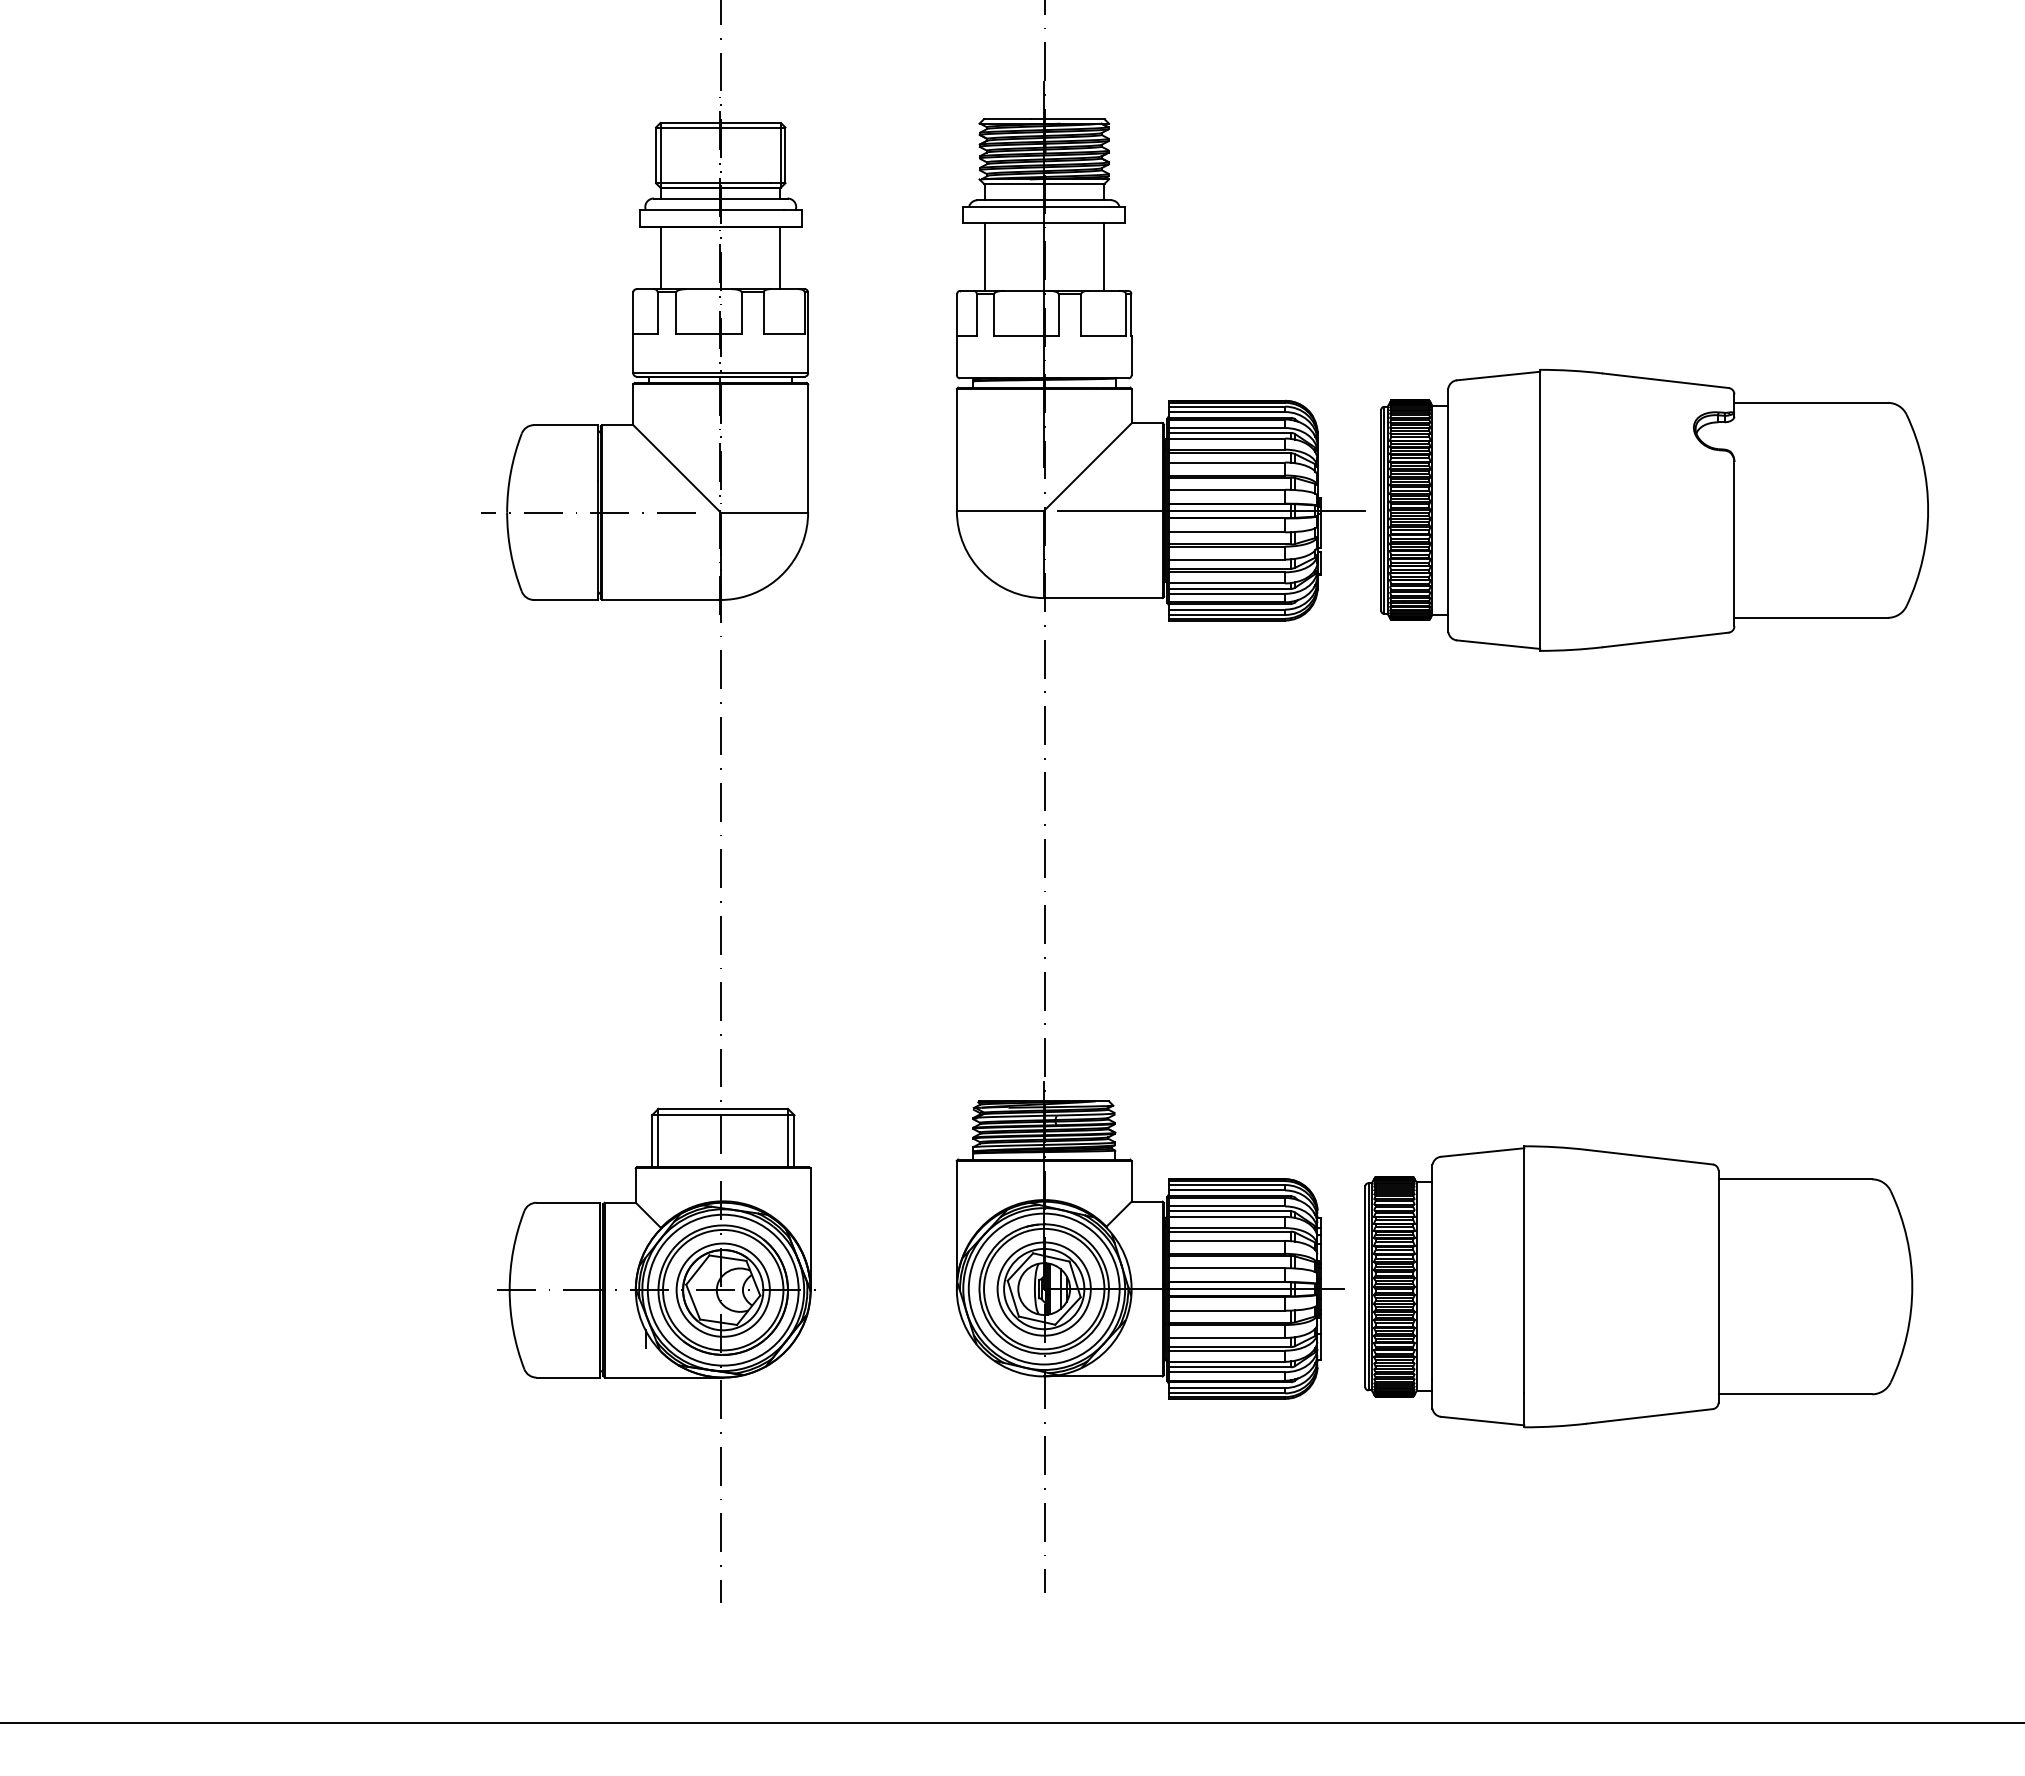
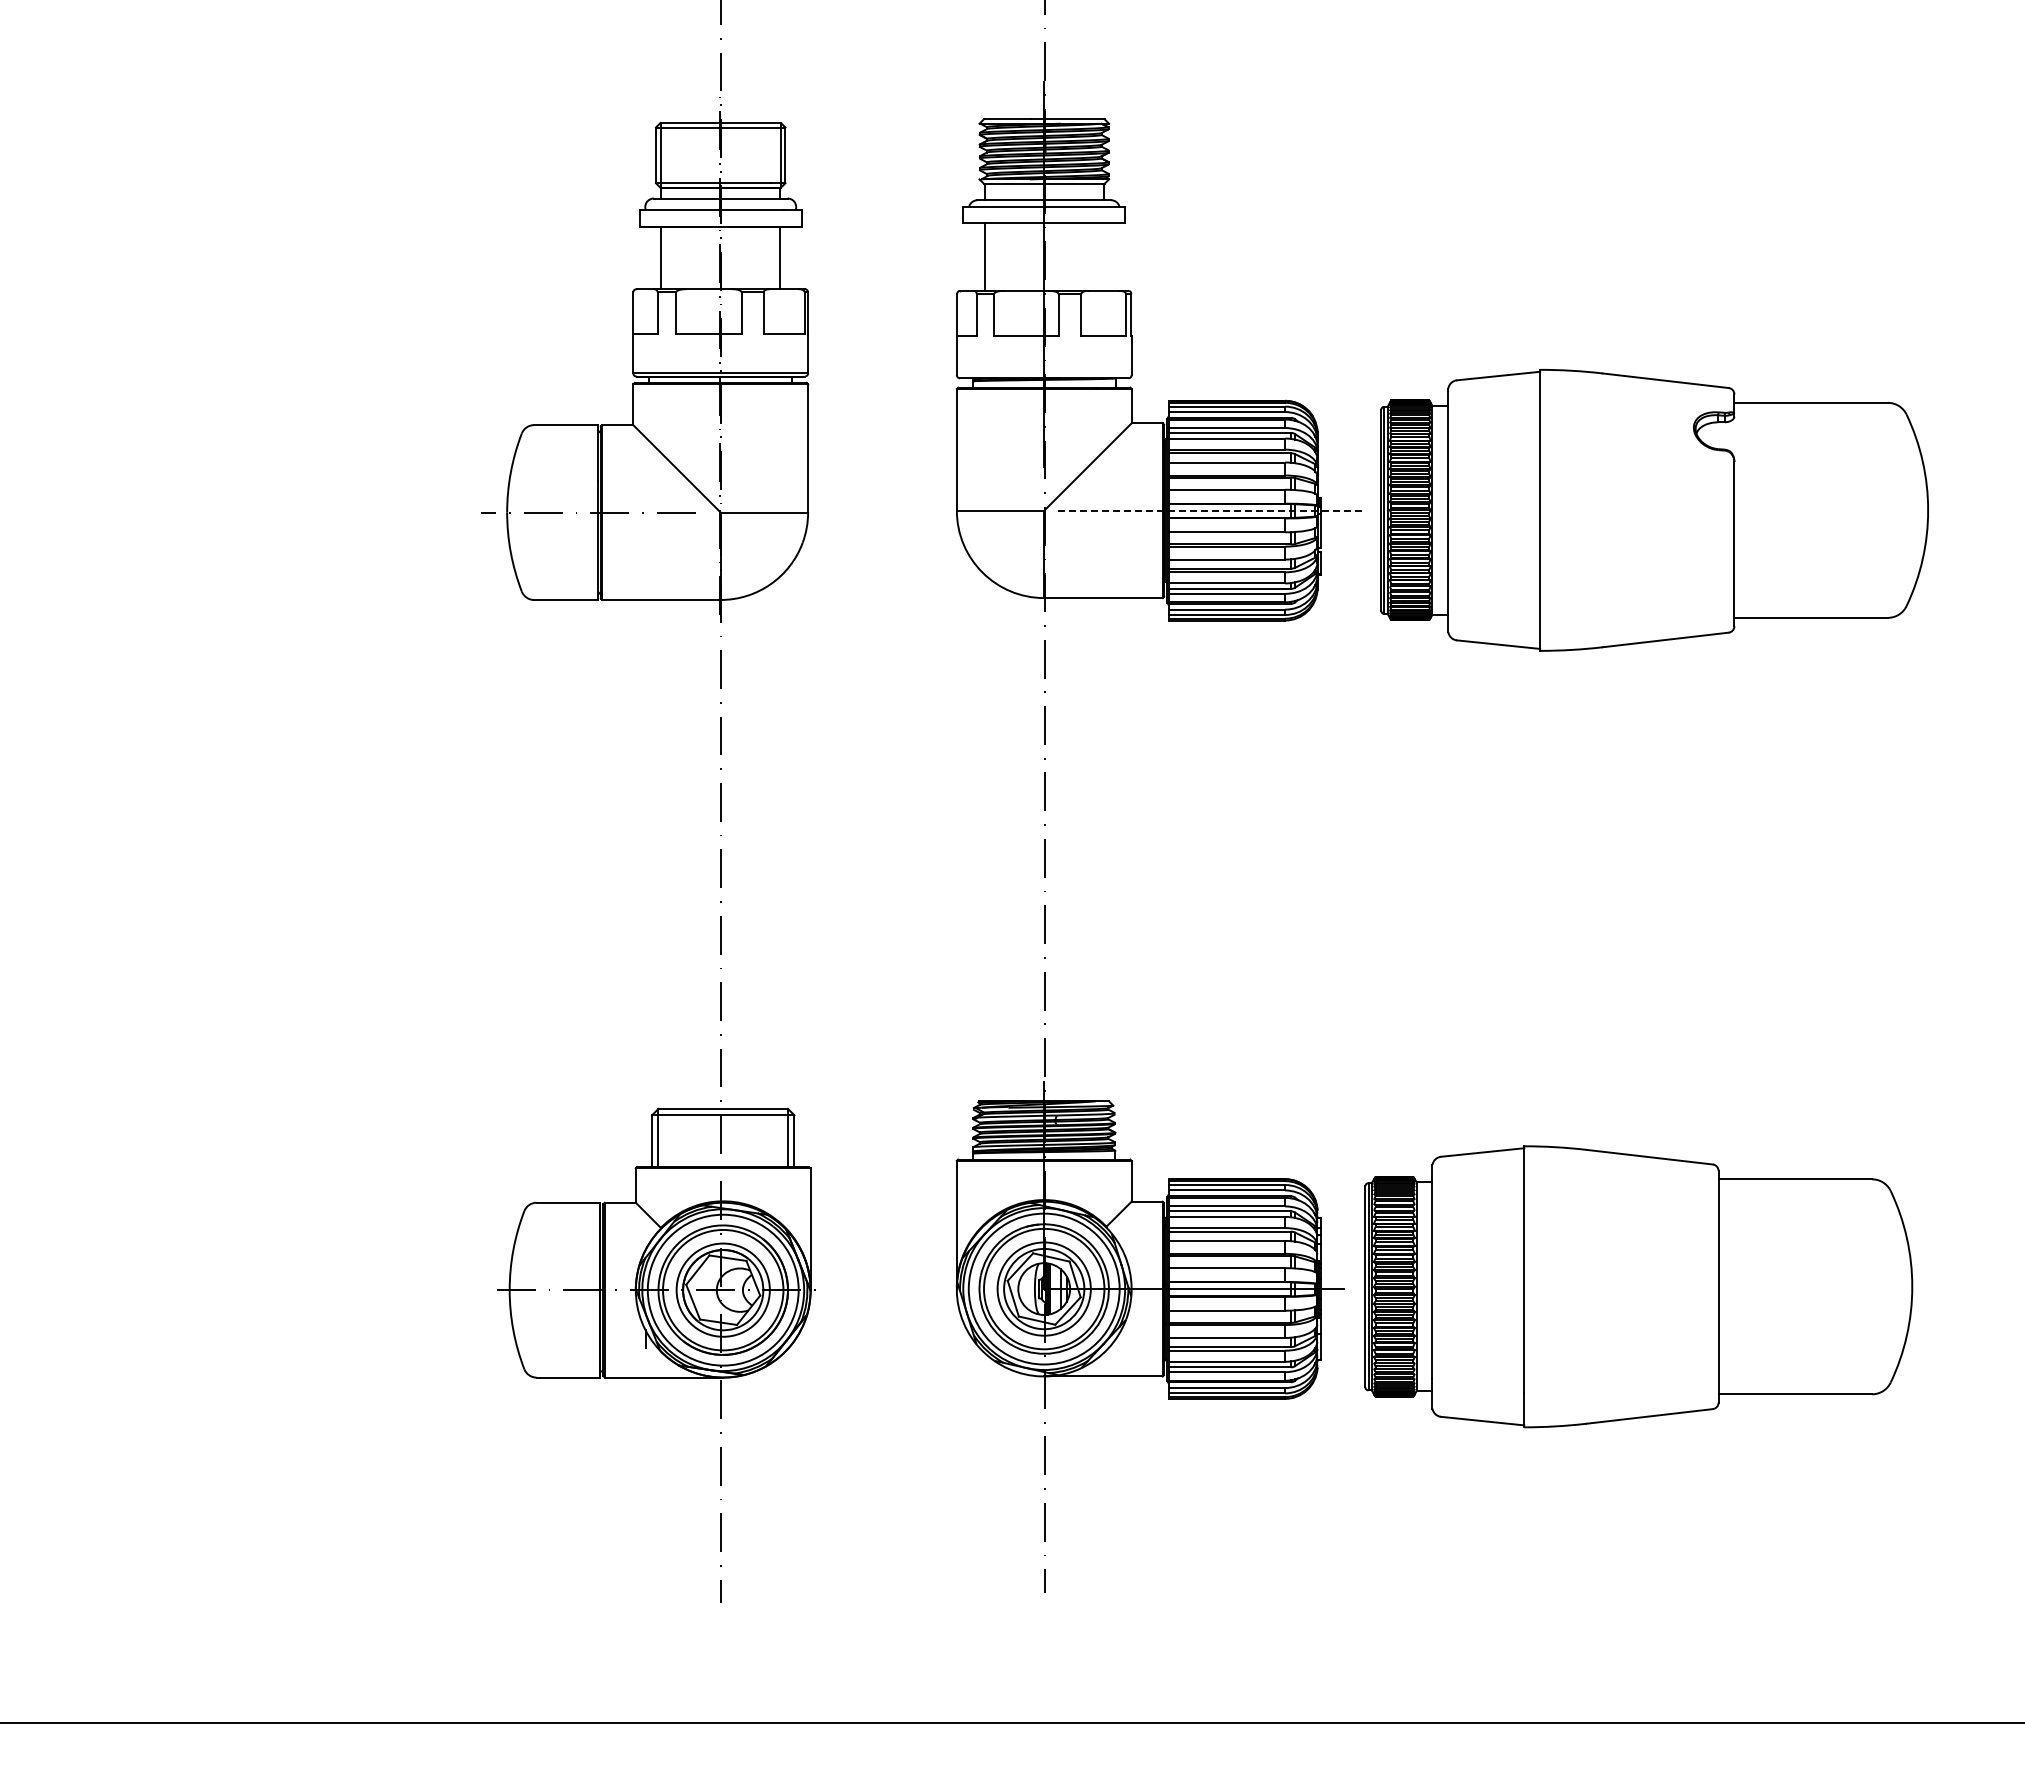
line: present -> none (1104, 256)
line: solid -> dashed (1211, 510)
